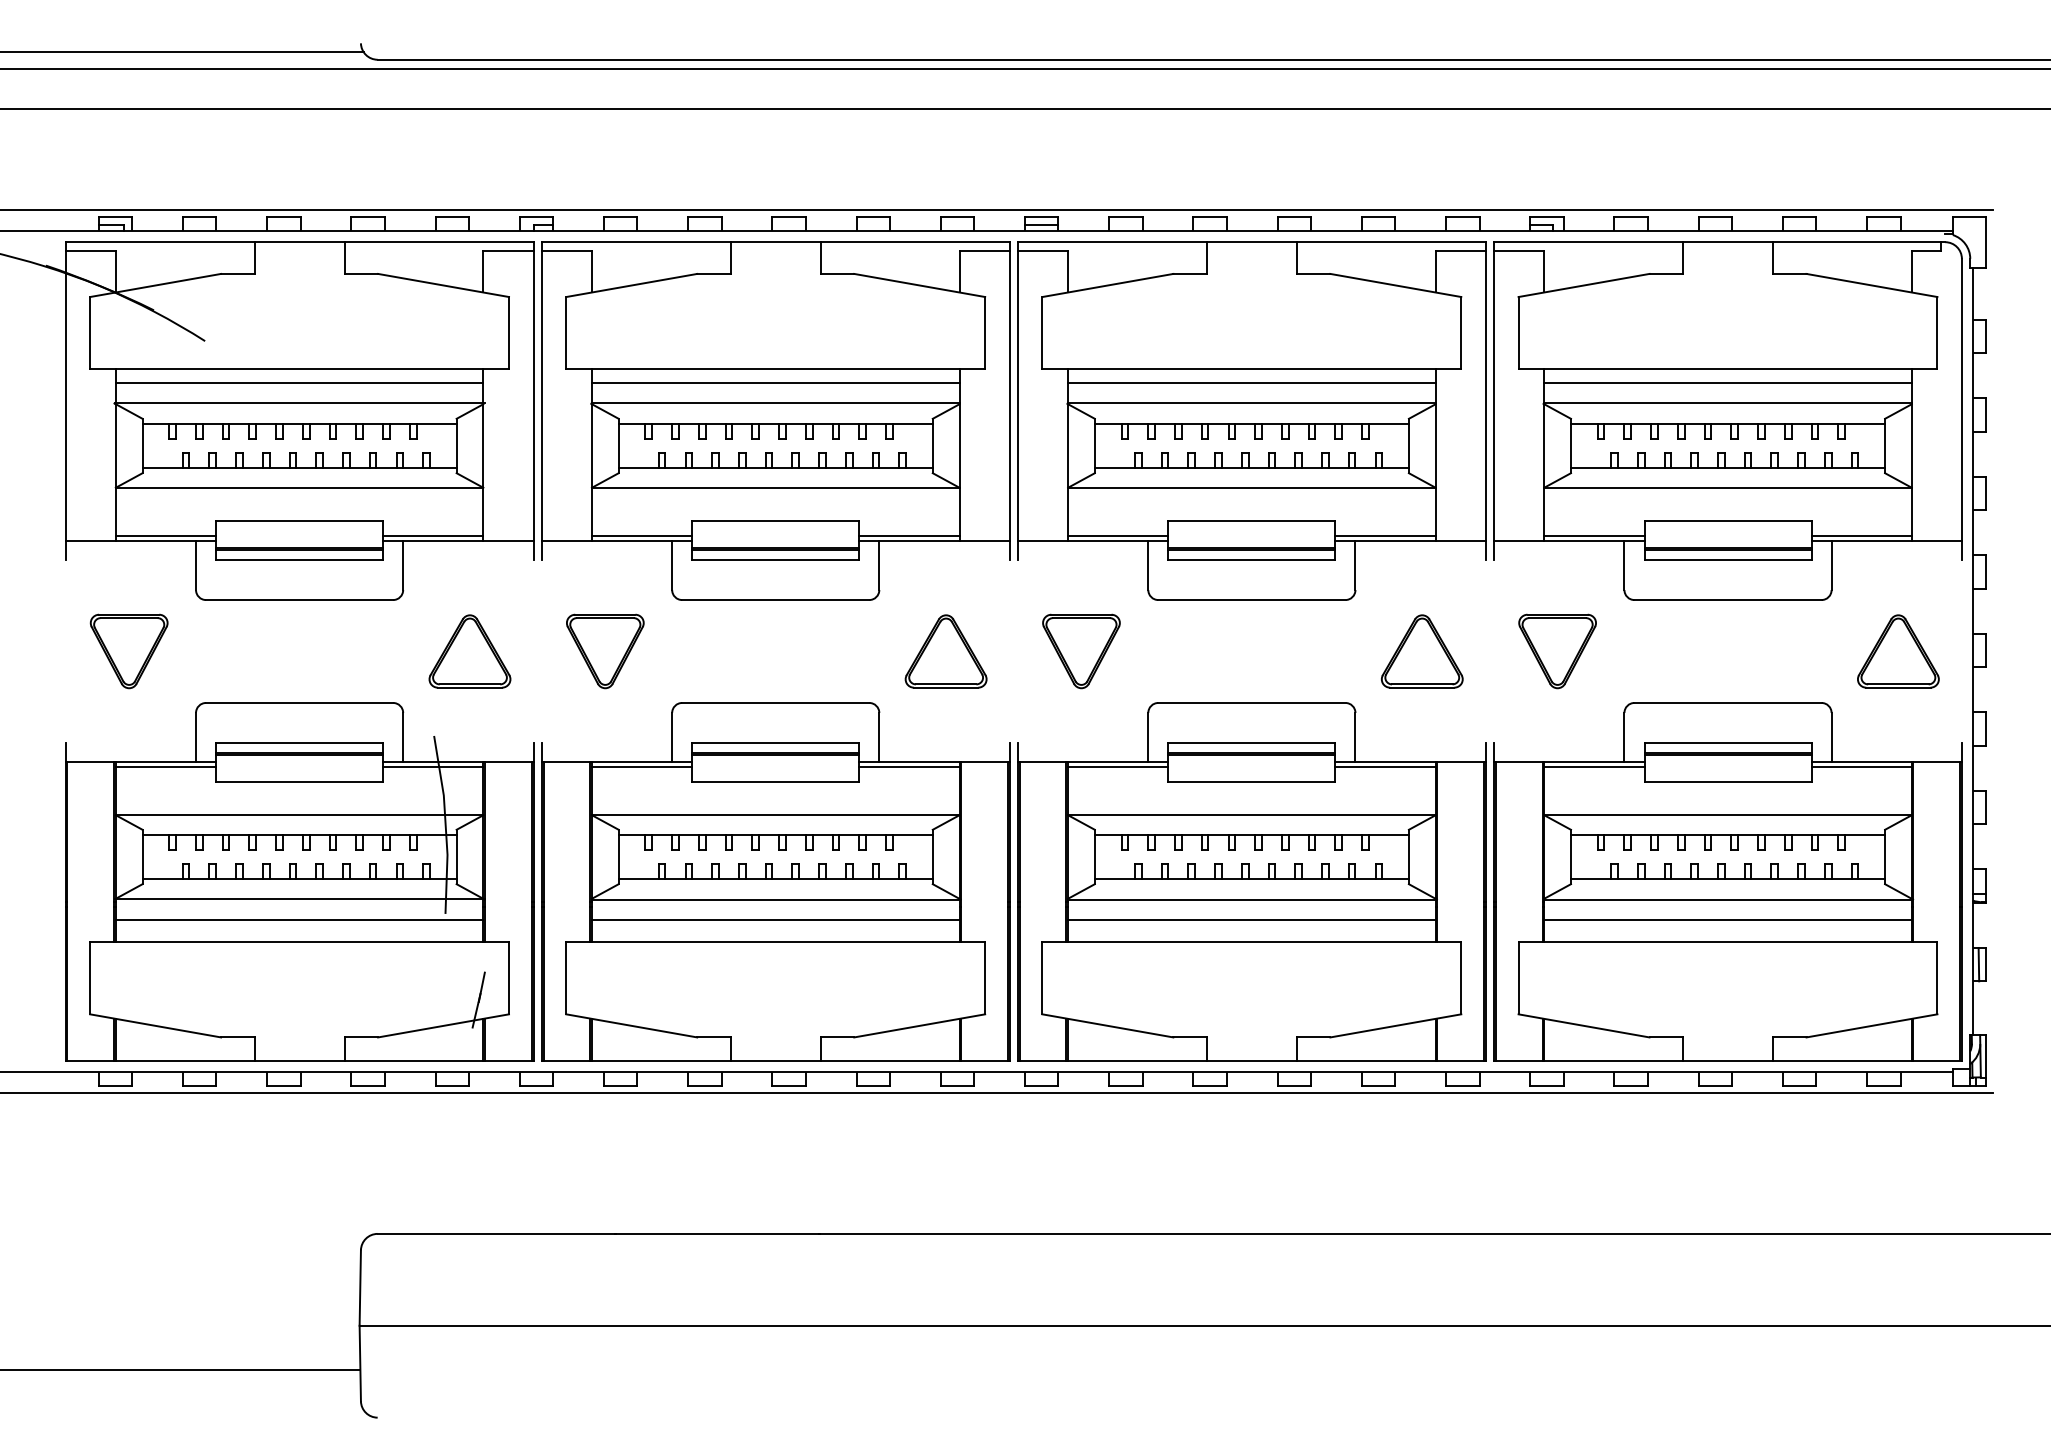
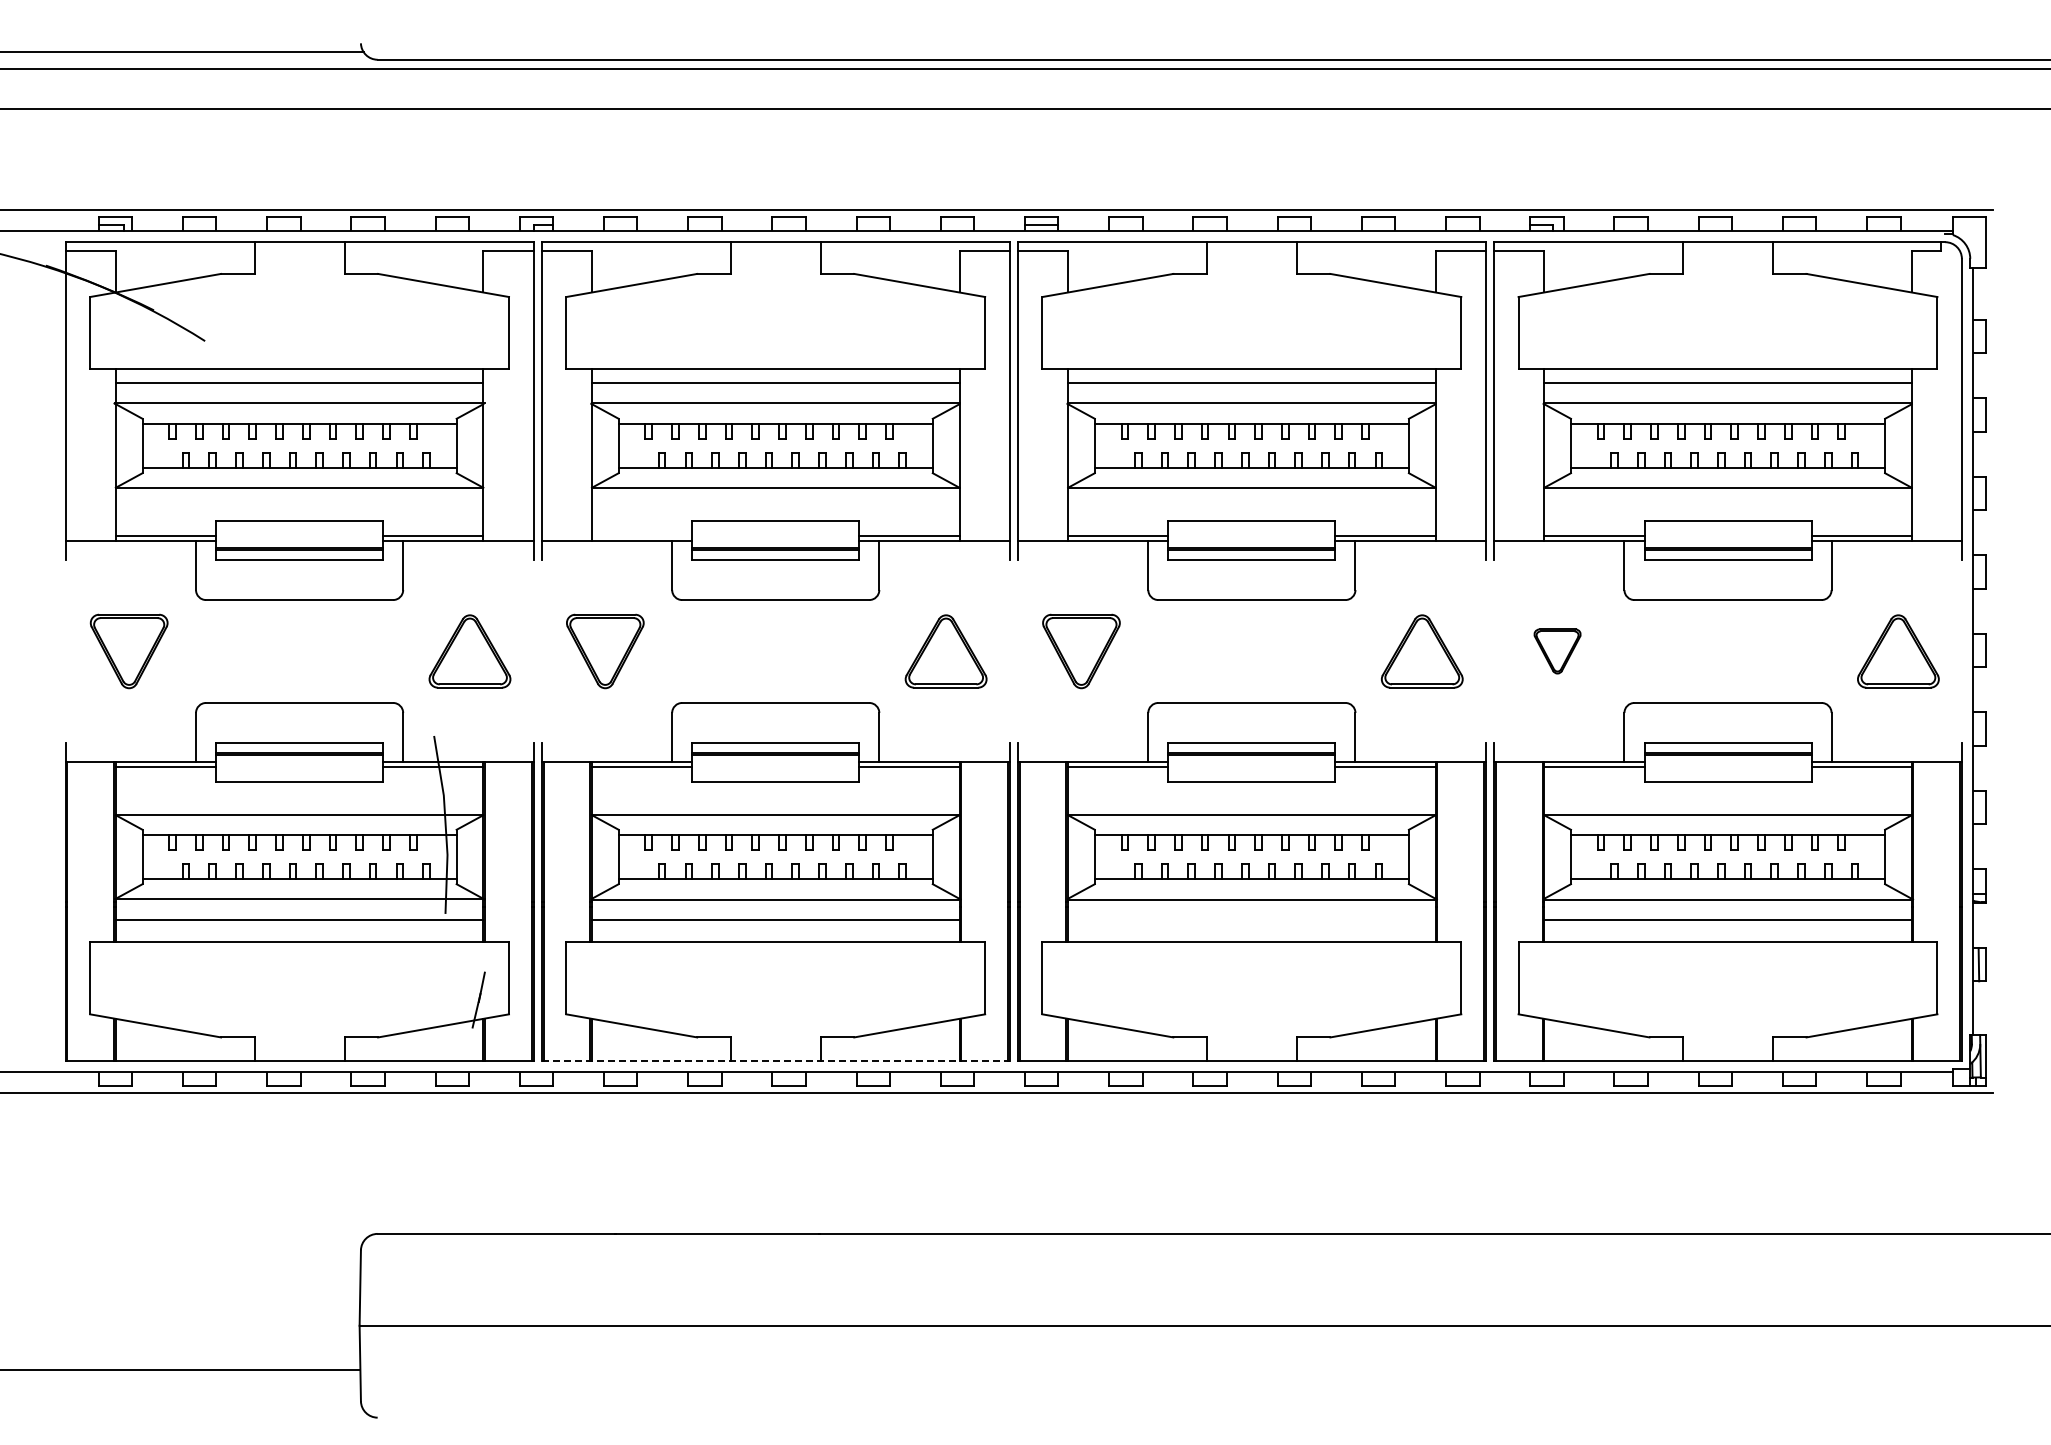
line: present -> none (641, 536)
part size: 79x77 px -> 49x47 px (1557, 651)
line: present -> none (1251, 920)
line: solid -> dashed (775, 1060)
